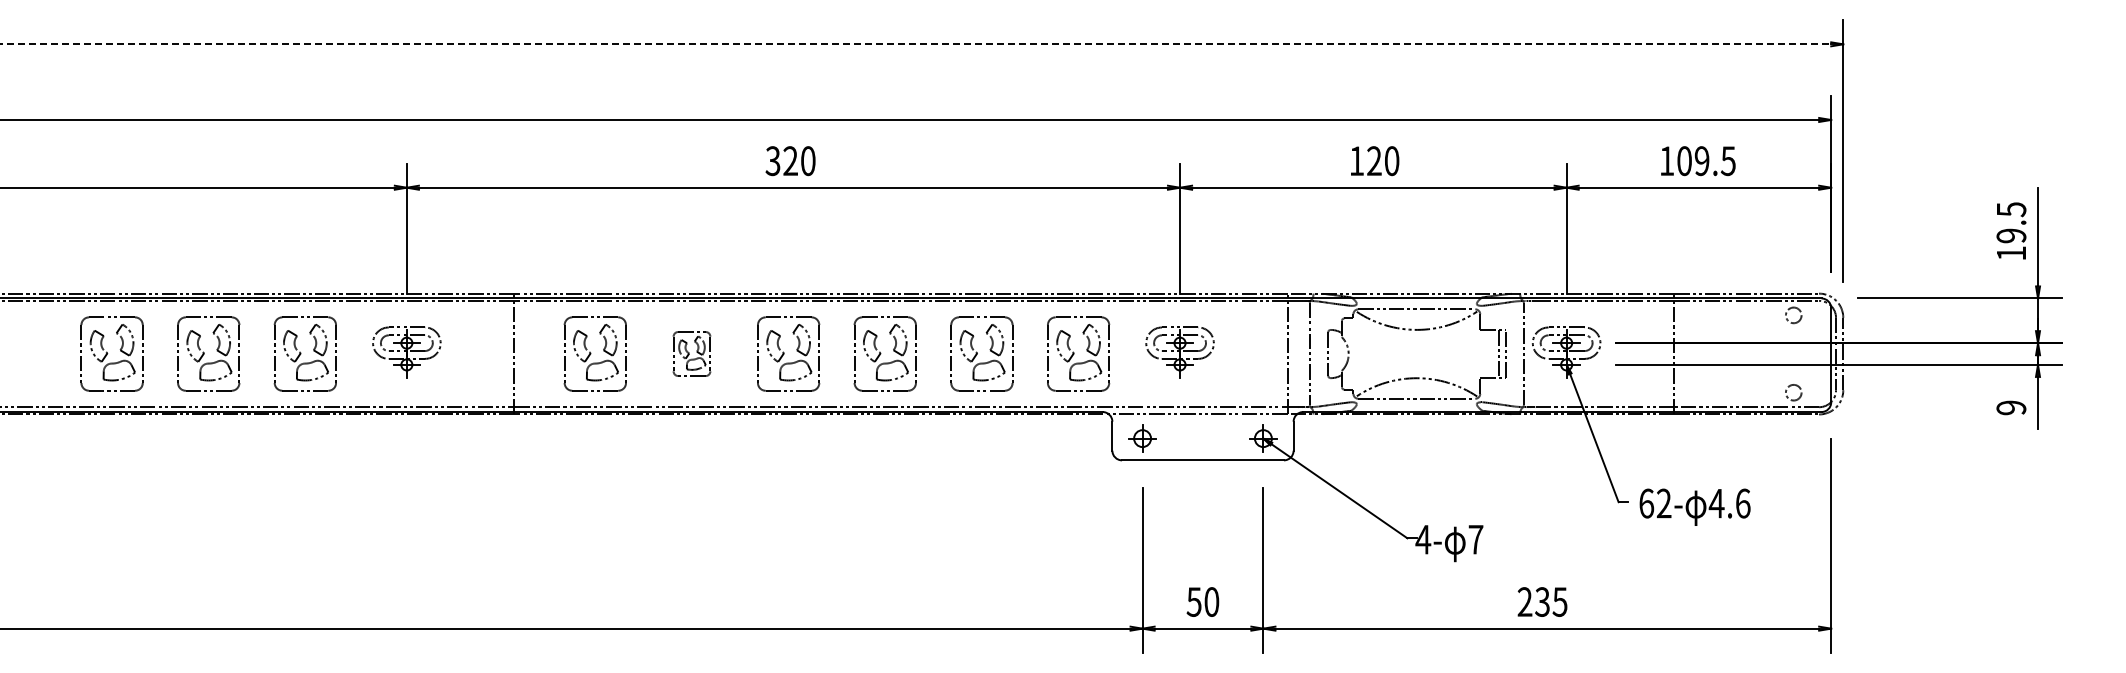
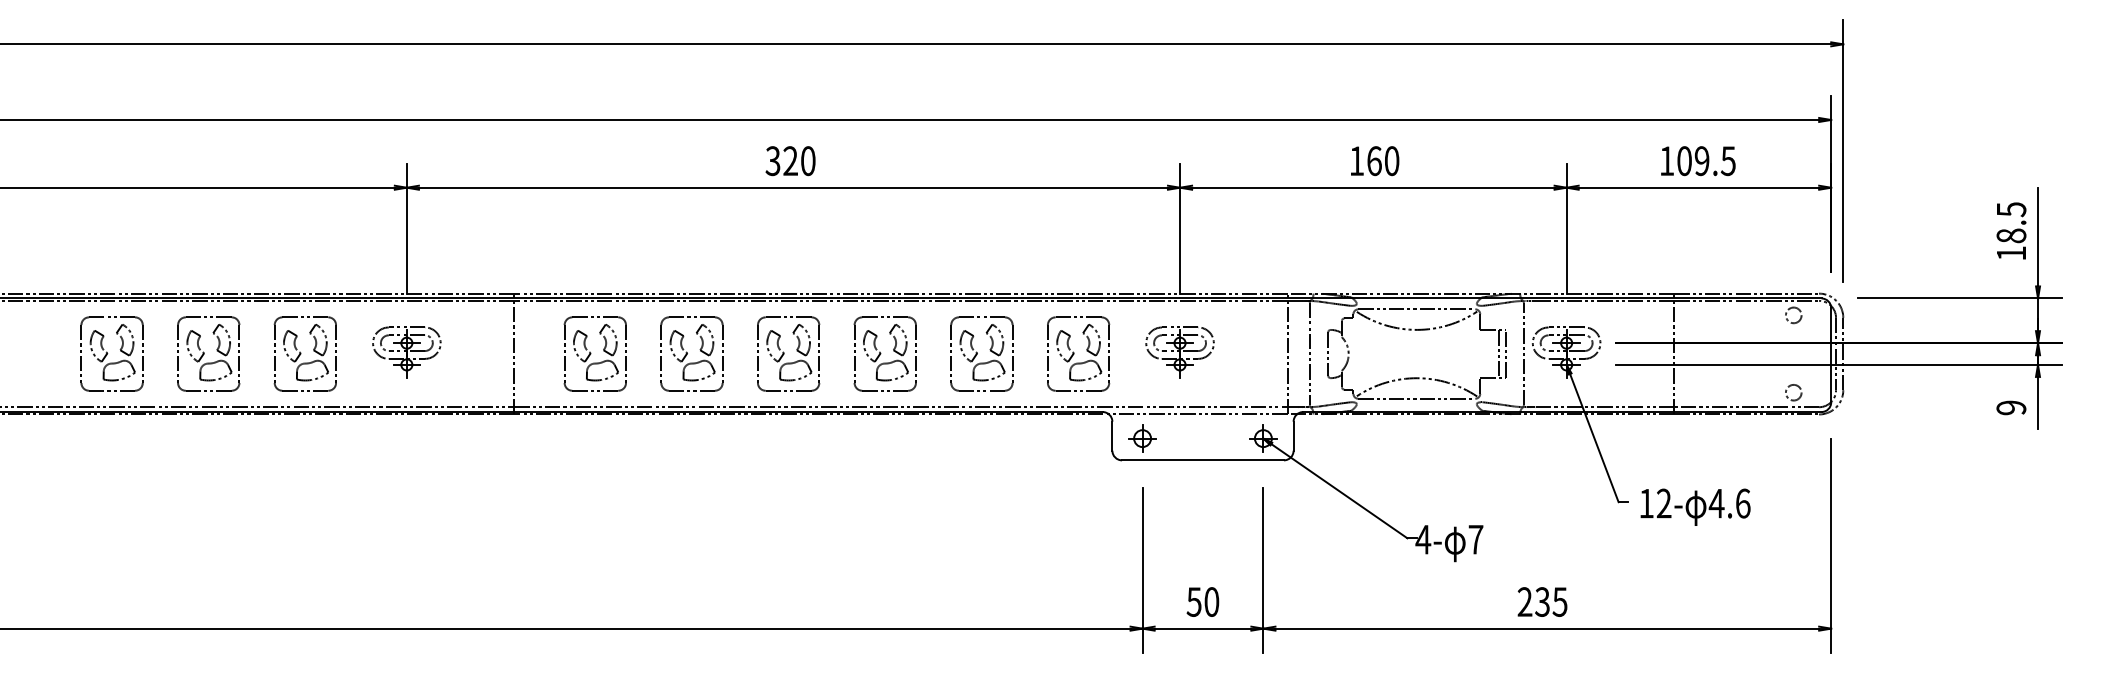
line: dashed -> solid (916, 44)
text: 120 -> 160 (1374, 161)
text: 19.5 -> 18.5 (2011, 235)
part size: 40x46 px -> 64x76 px (691, 353)
text: 62- -> 12- (1646, 503)
